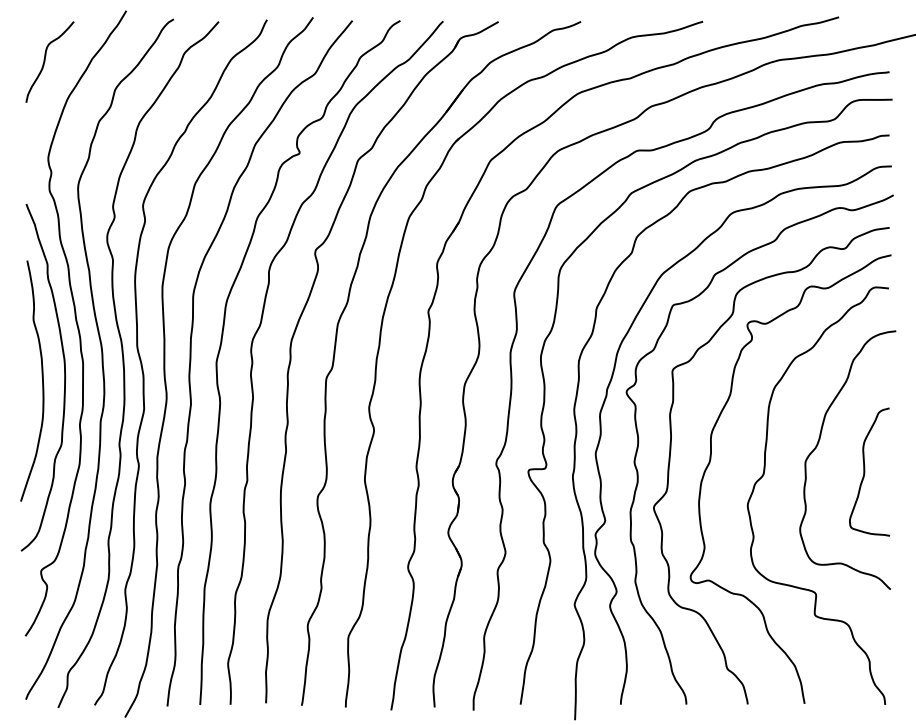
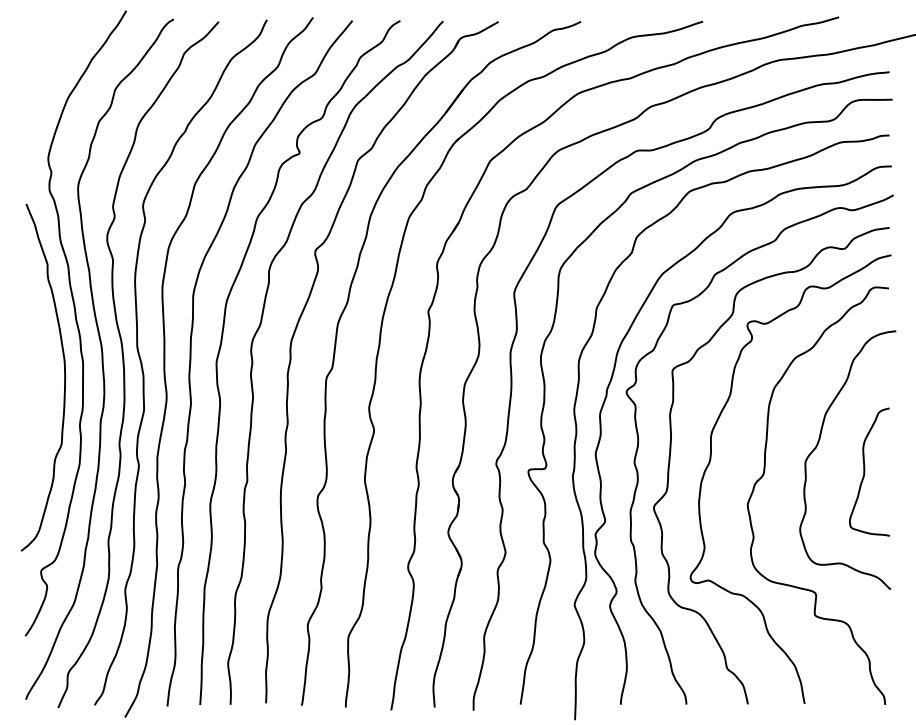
curve: present -> none (45, 61)
curve: present -> none (41, 376)
